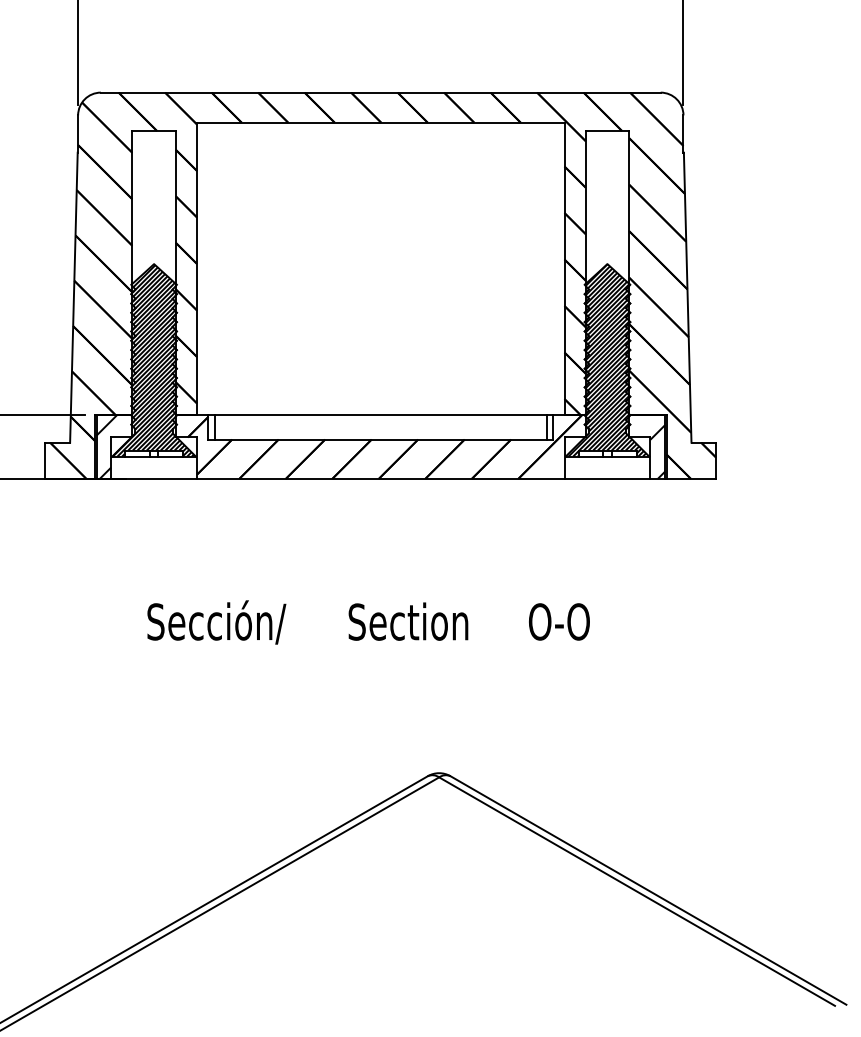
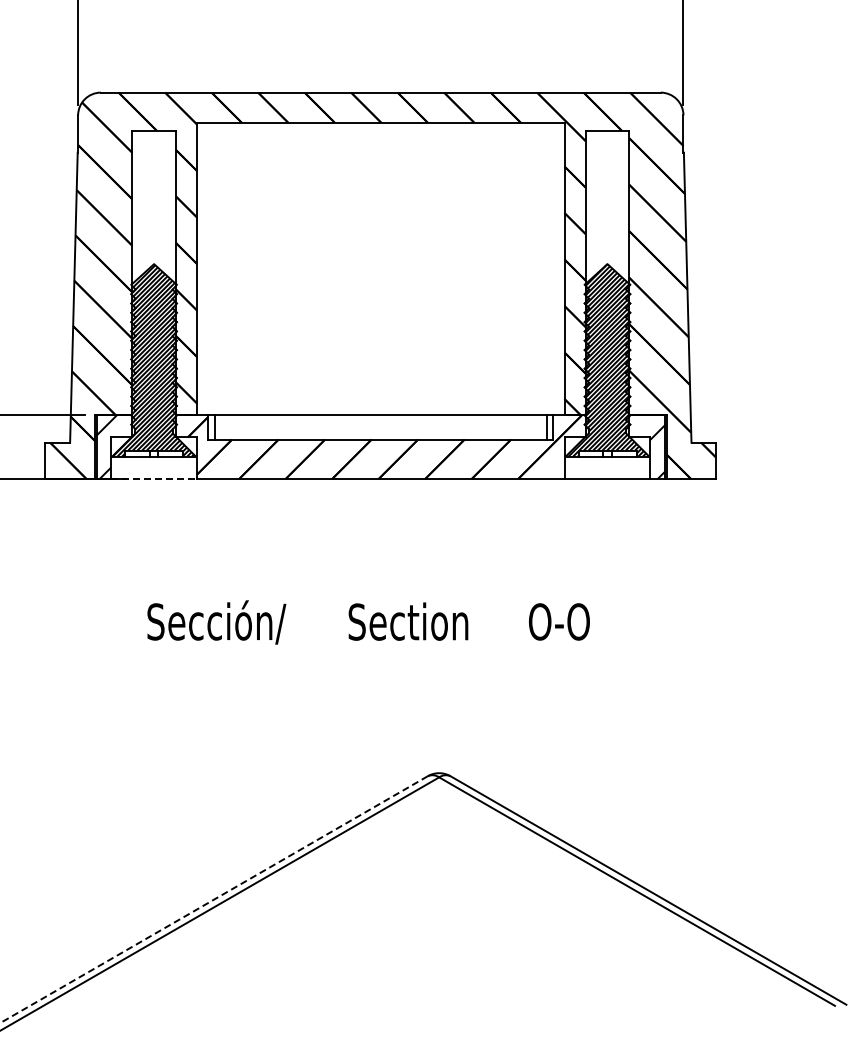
line: solid -> dashed (154, 478)
line: solid -> dashed (213, 899)
